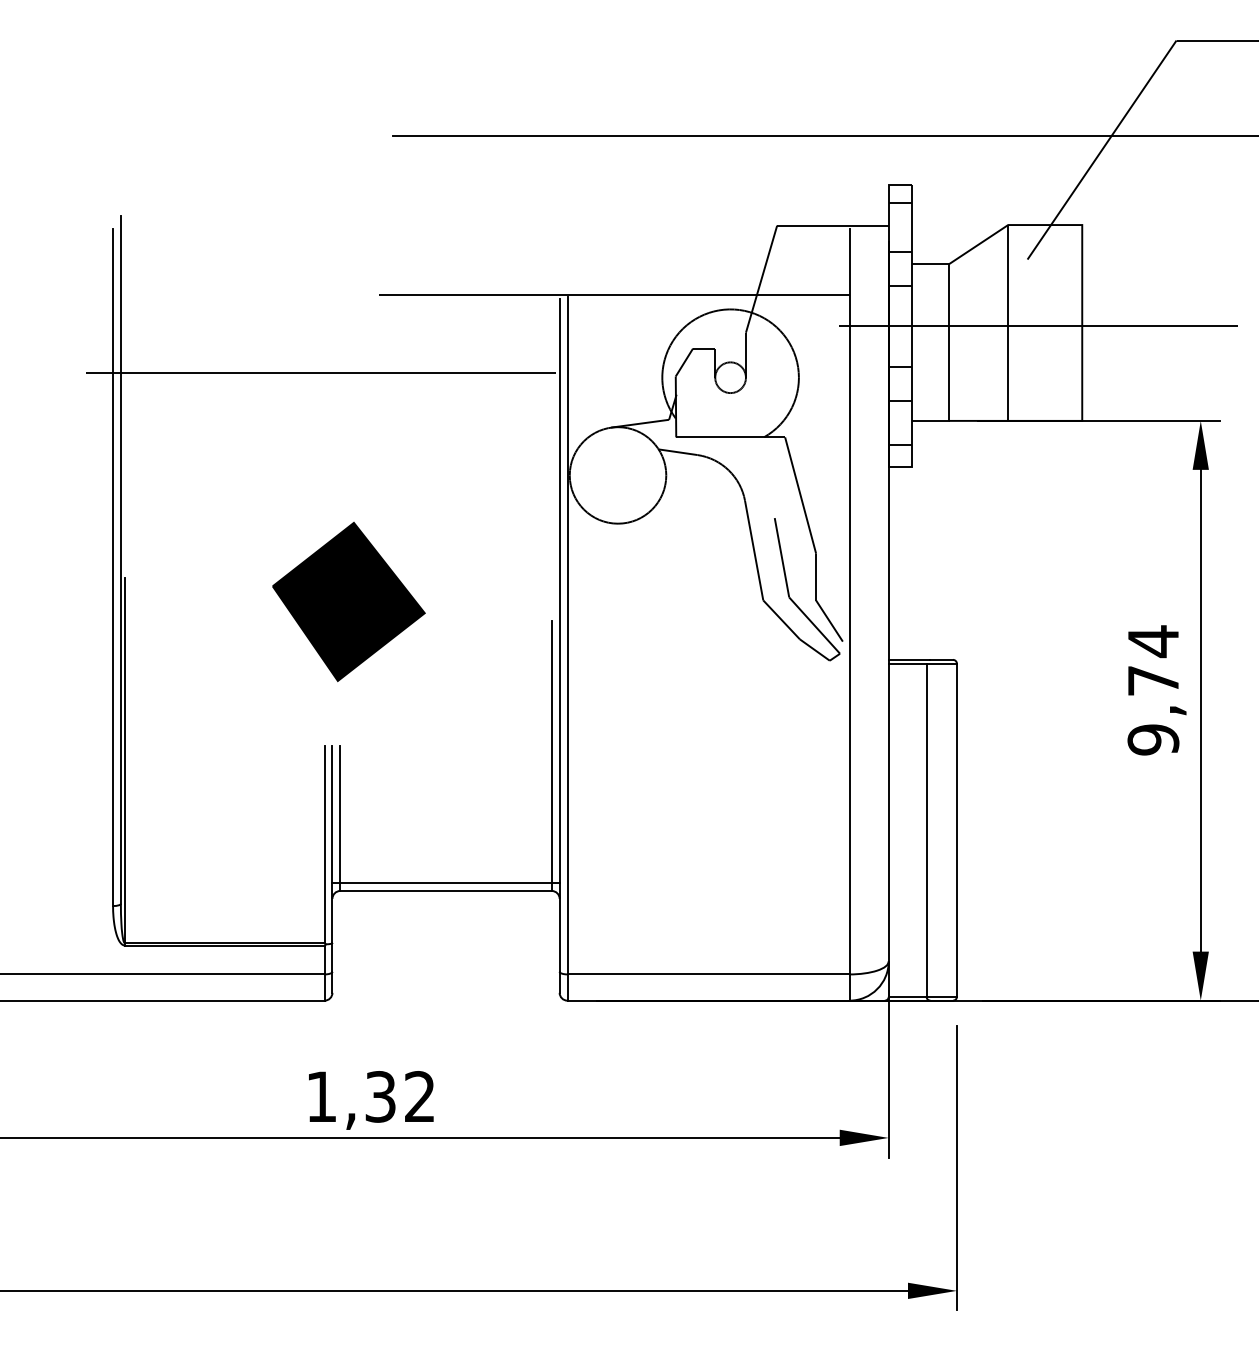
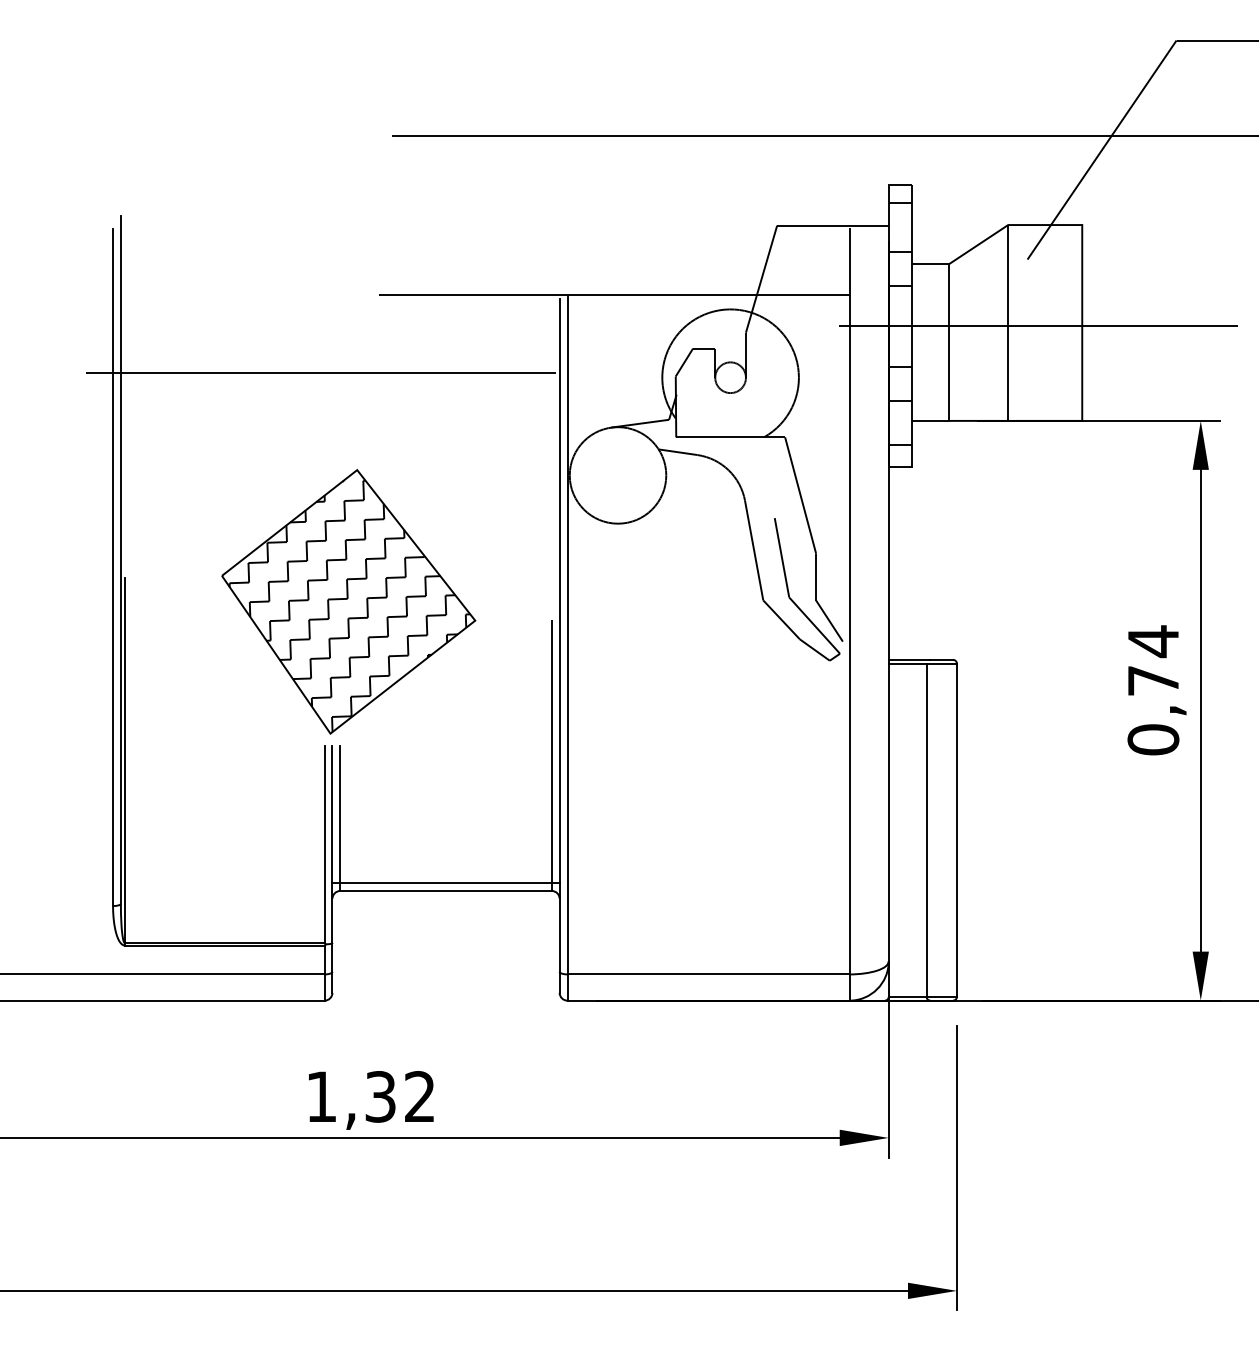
part size: 154x162 px -> 256x266 px (348, 601)
text: 9,74 -> 0,74 (1153, 739)
